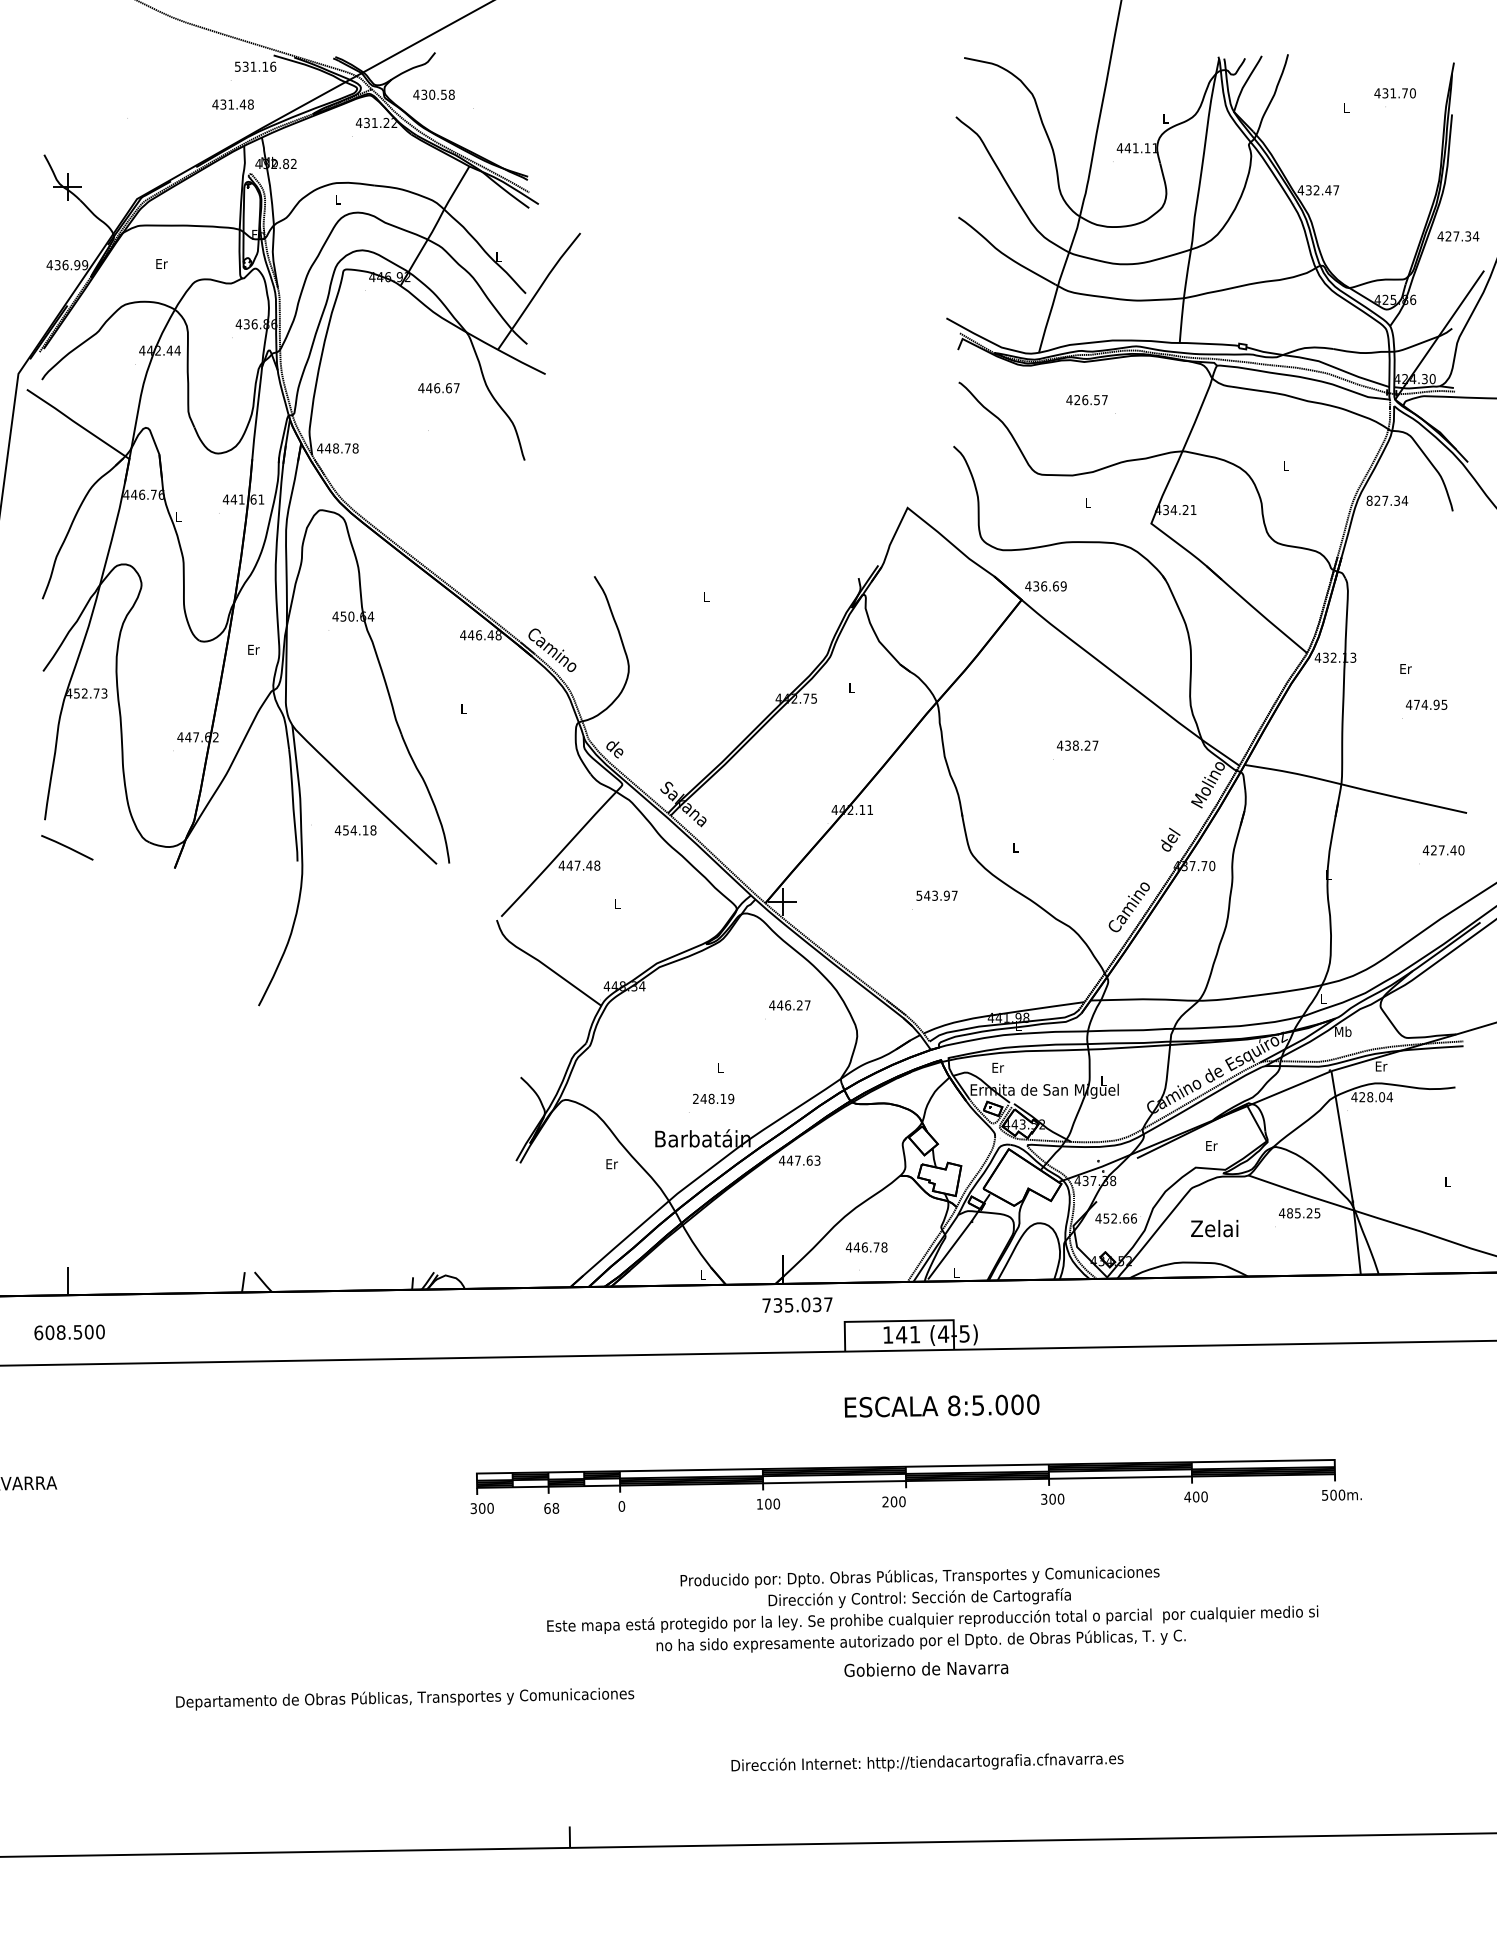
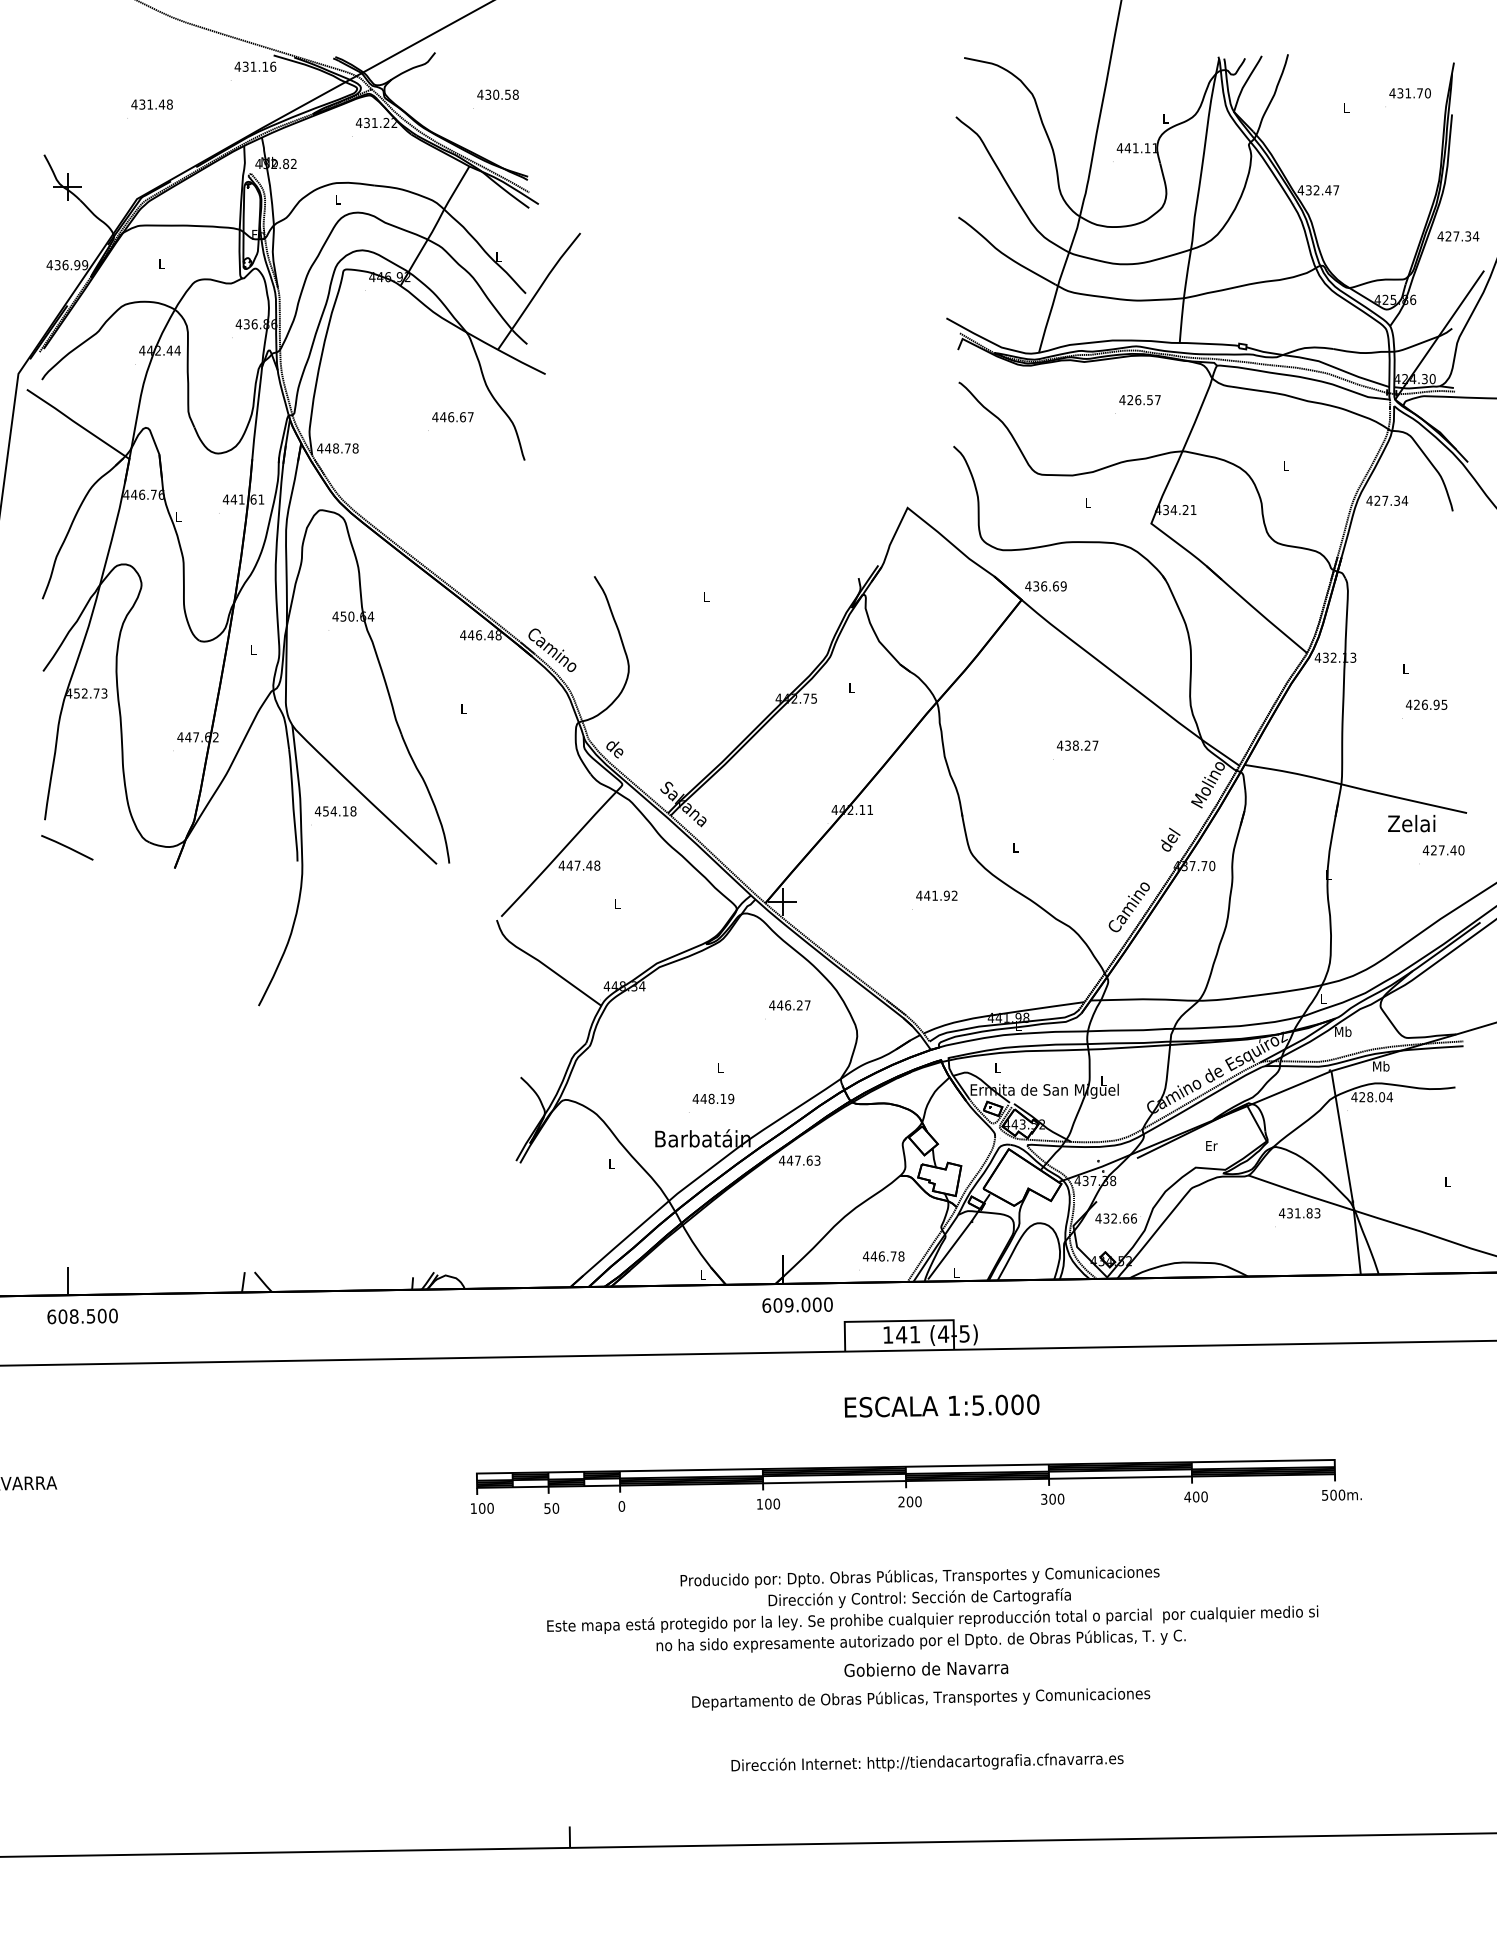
text: 531.16 -> 431.16 (237, 66)
text position: (1394, 93) -> (1409, 93) (1409, 93)
text position: (433, 94) -> (497, 94) (497, 94)
text position: (232, 104) -> (151, 104) (151, 104)
text: Er -> L (161, 263)
text position: (438, 388) -> (452, 417) (452, 417)
text position: (1086, 400) -> (1139, 400) (1139, 400)
text: 827.34 -> 427.34 (1369, 500)
text: Er -> L (253, 649)
text: Er -> L (1405, 668)
text: 474.95 -> 426.95 (1420, 704)
text position: (355, 830) -> (335, 811) (335, 811)
text: 543.97 -> 441.92 (936, 895)
text: Er -> Mb (1381, 1066)
text: Er -> L (998, 1067)
text: 248.19 -> 448.19 (695, 1098)
text: Er -> L (611, 1164)
text: 485.25 -> 431.83 (1303, 1213)
text: 452.66 -> 432.66 (1106, 1217)
text position: (1214, 1228) -> (1411, 823) (1411, 823)
text position: (866, 1247) -> (883, 1256) (883, 1256)
text: 735.037 -> 609.000 (797, 1304)
text position: (69, 1332) -> (82, 1316) (82, 1316)
text: 8:5.000 -> 1:5.000 (954, 1405)
text position: (893, 1501) -> (909, 1501) (909, 1501)
text: 300 -> 100 (473, 1508)
text: 68 -> 50 (551, 1508)
text position: (405, 1698) -> (921, 1698) (921, 1698)
